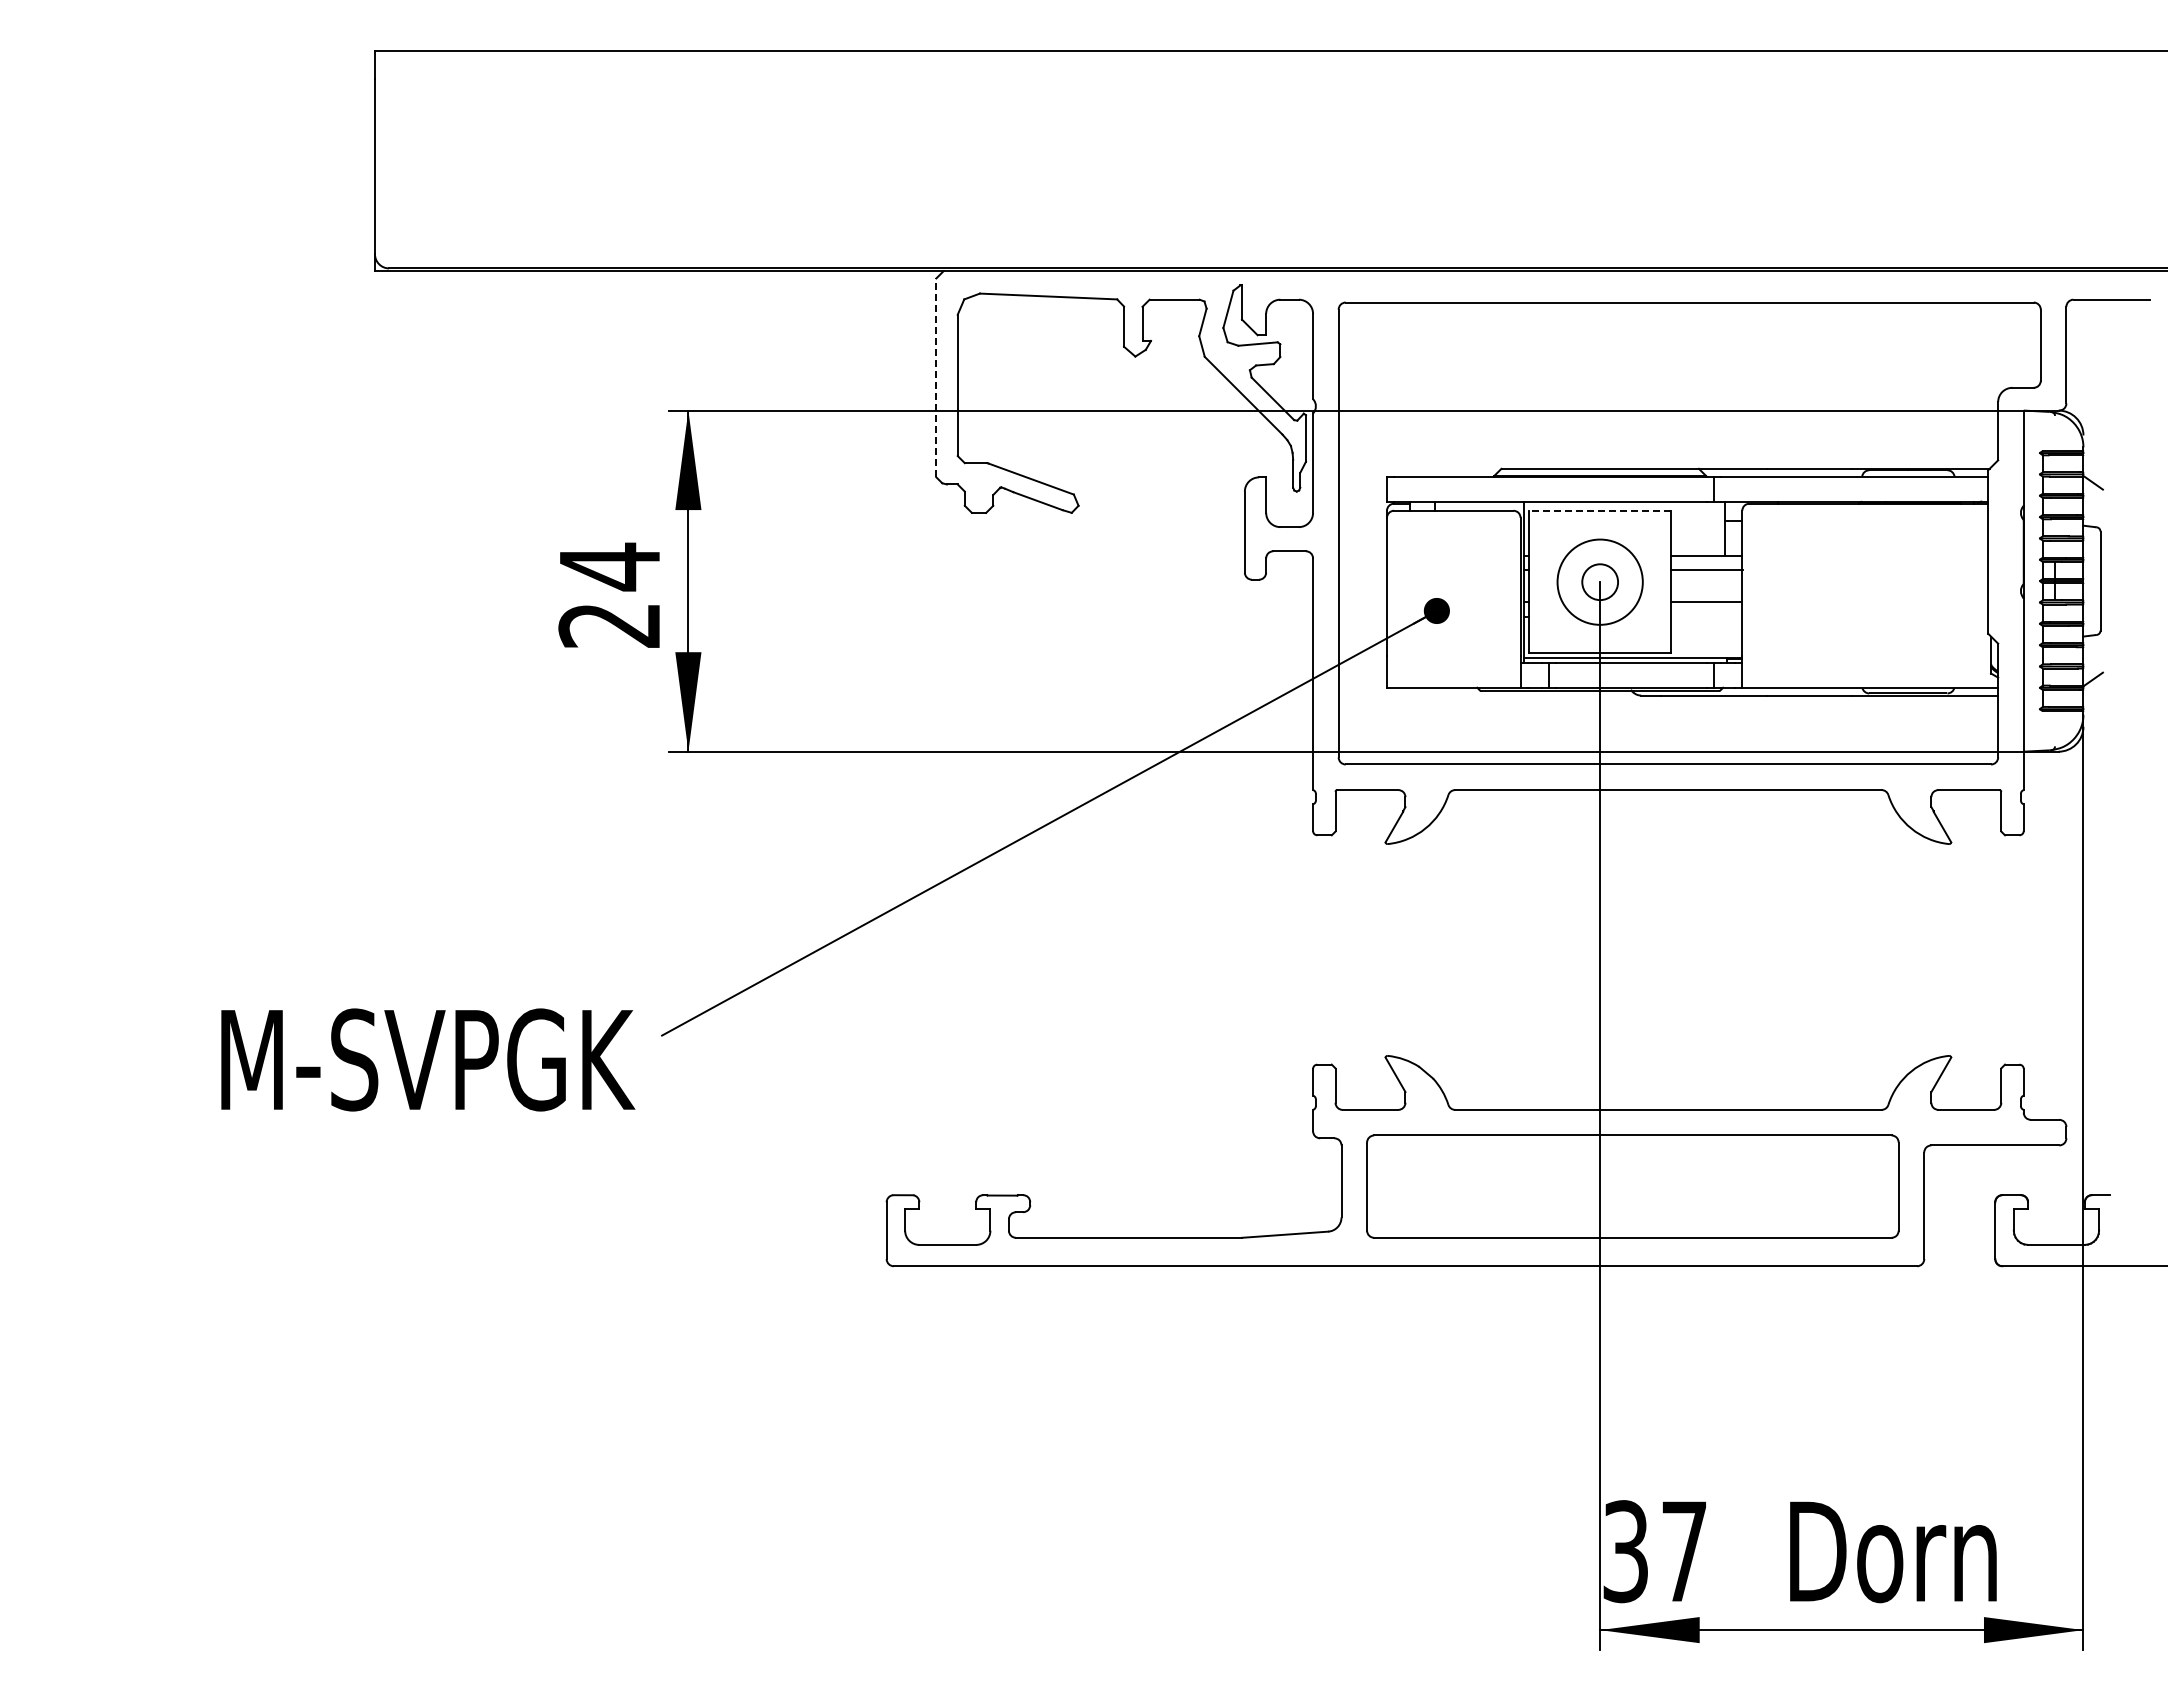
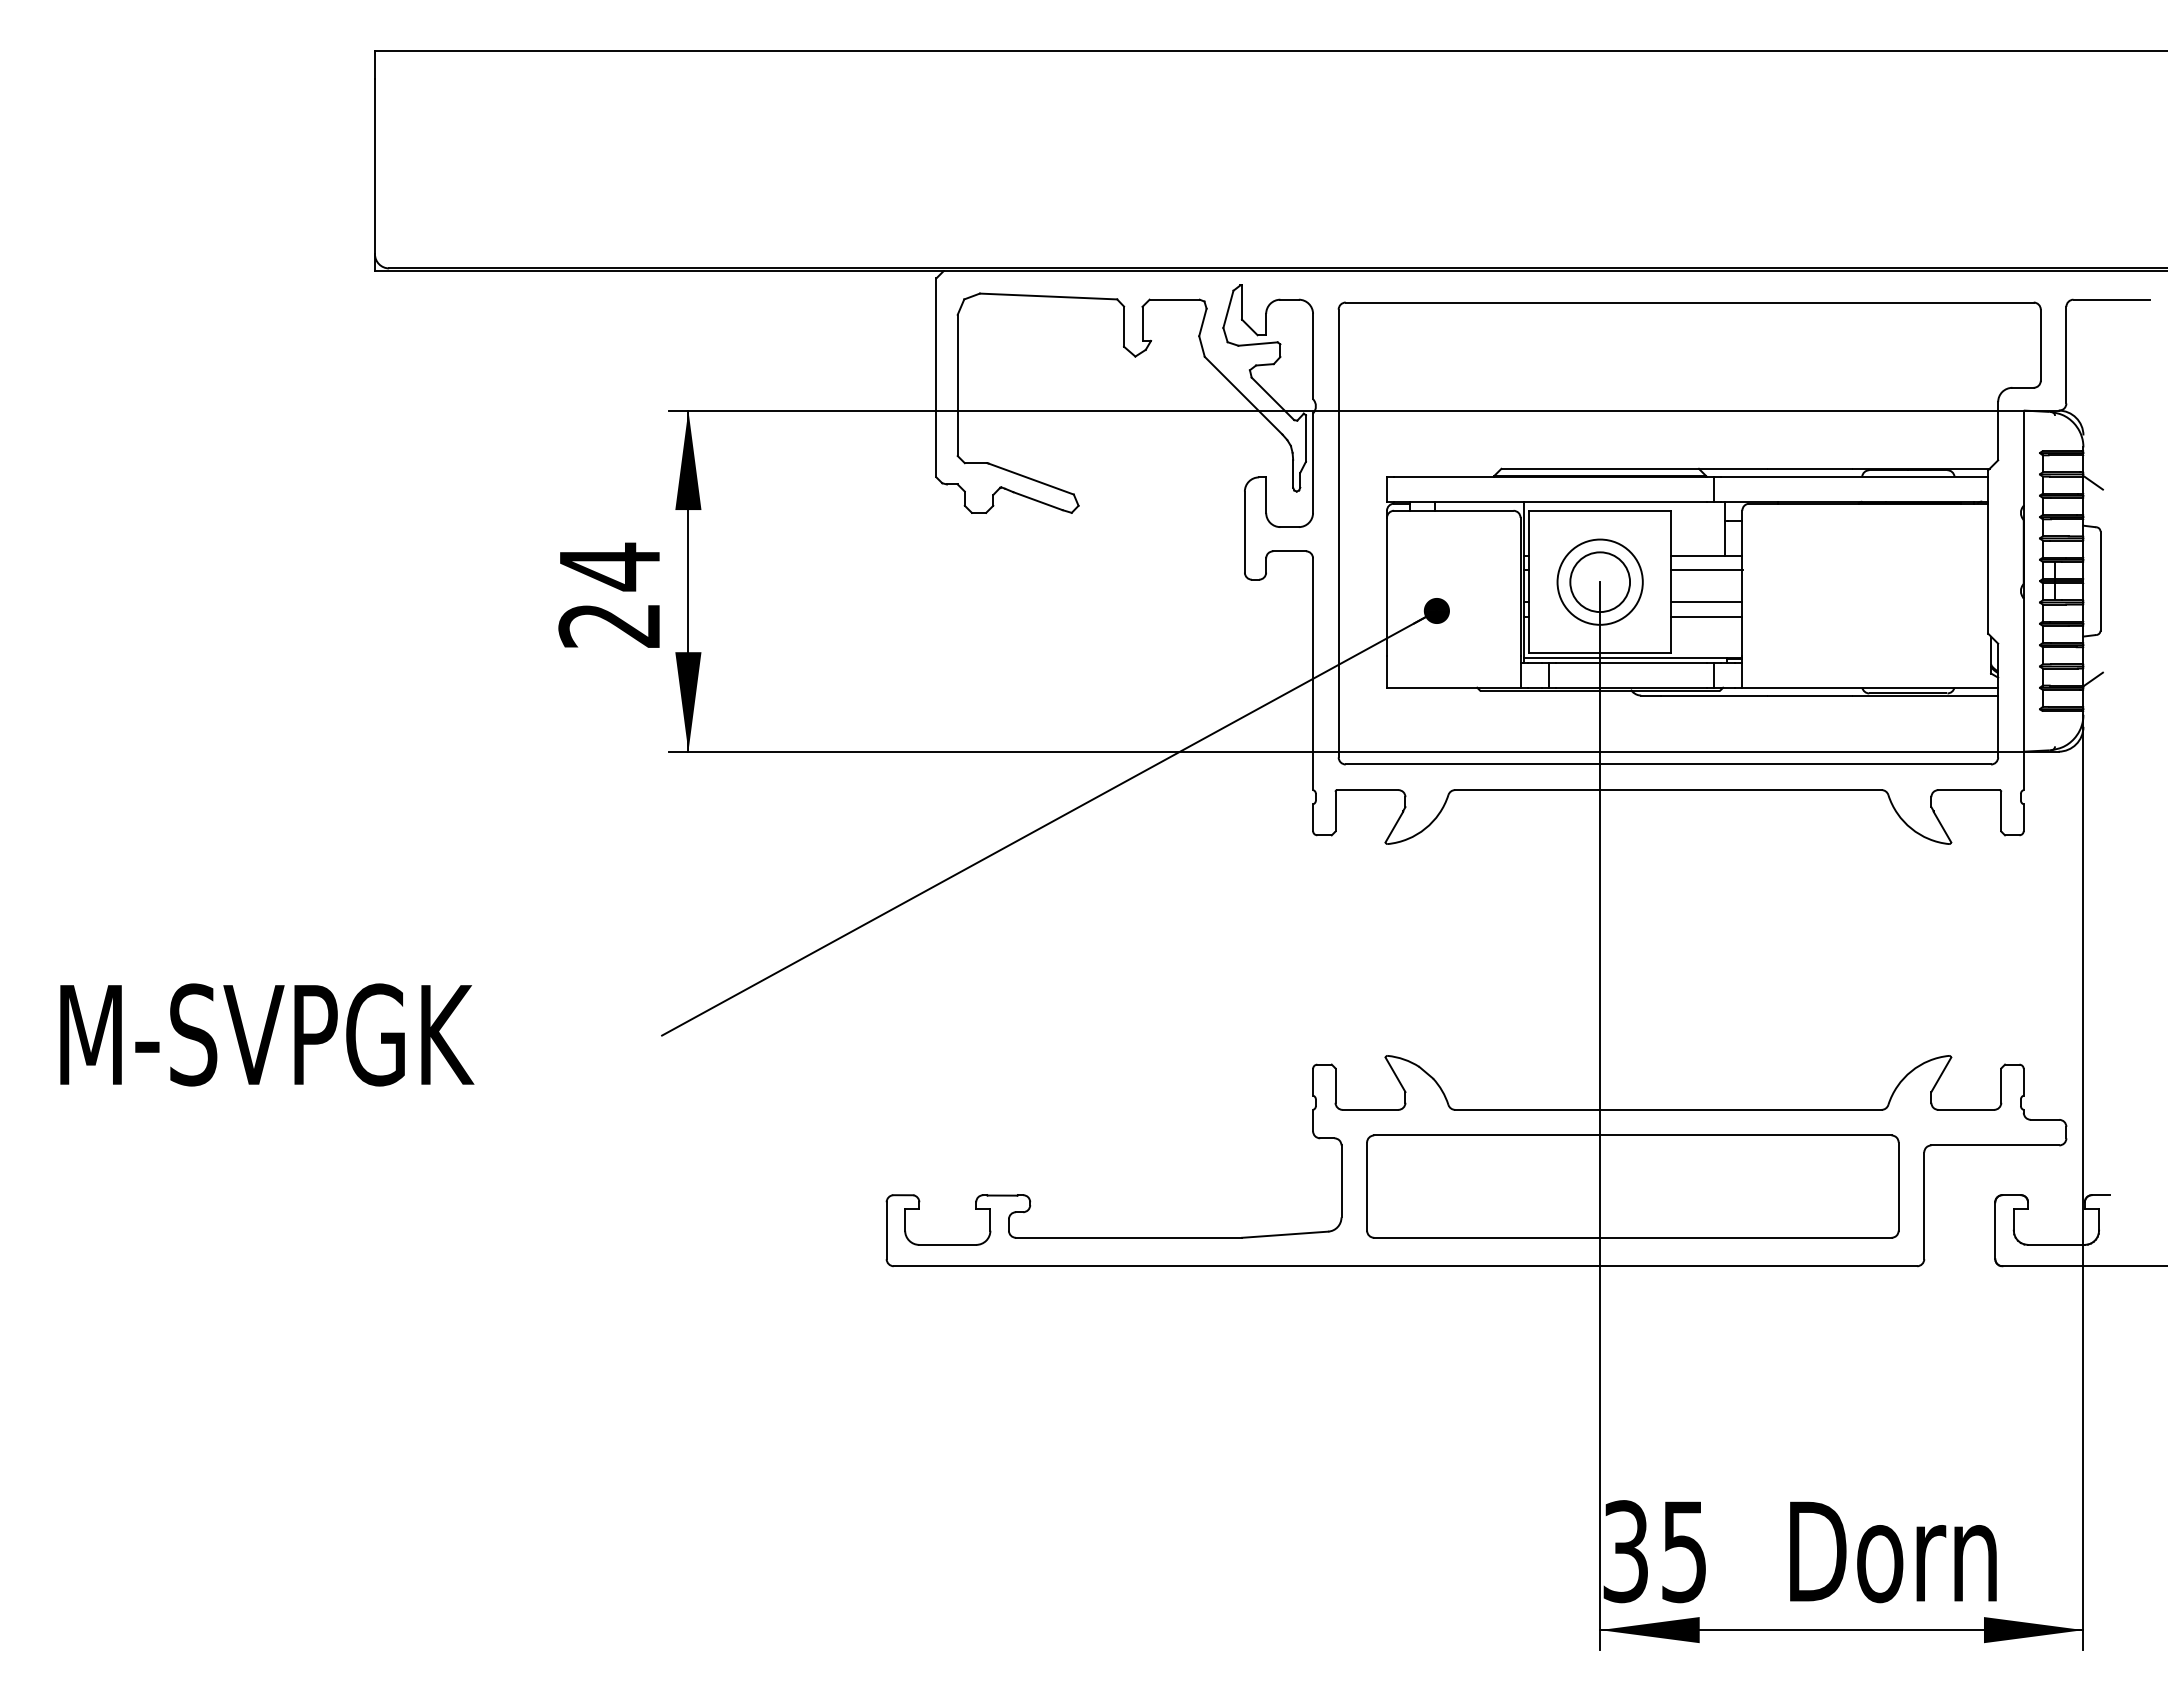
line: dashed -> solid (936, 377)
line: dashed -> solid (1599, 511)
circle diameter: 36 px -> 60 px (1600, 582)
line: none -> present (1706, 616)
text position: (428, 1059) -> (267, 1034) (267, 1034)
text: 37 -> 35 (1683, 1552)
